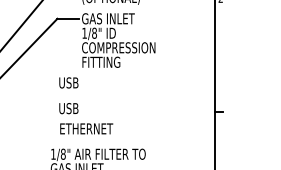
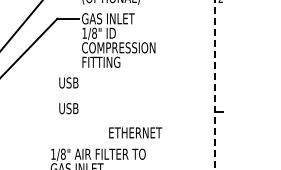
line: solid -> dashed (214, 85)
text position: (86, 128) -> (135, 132) (135, 132)
